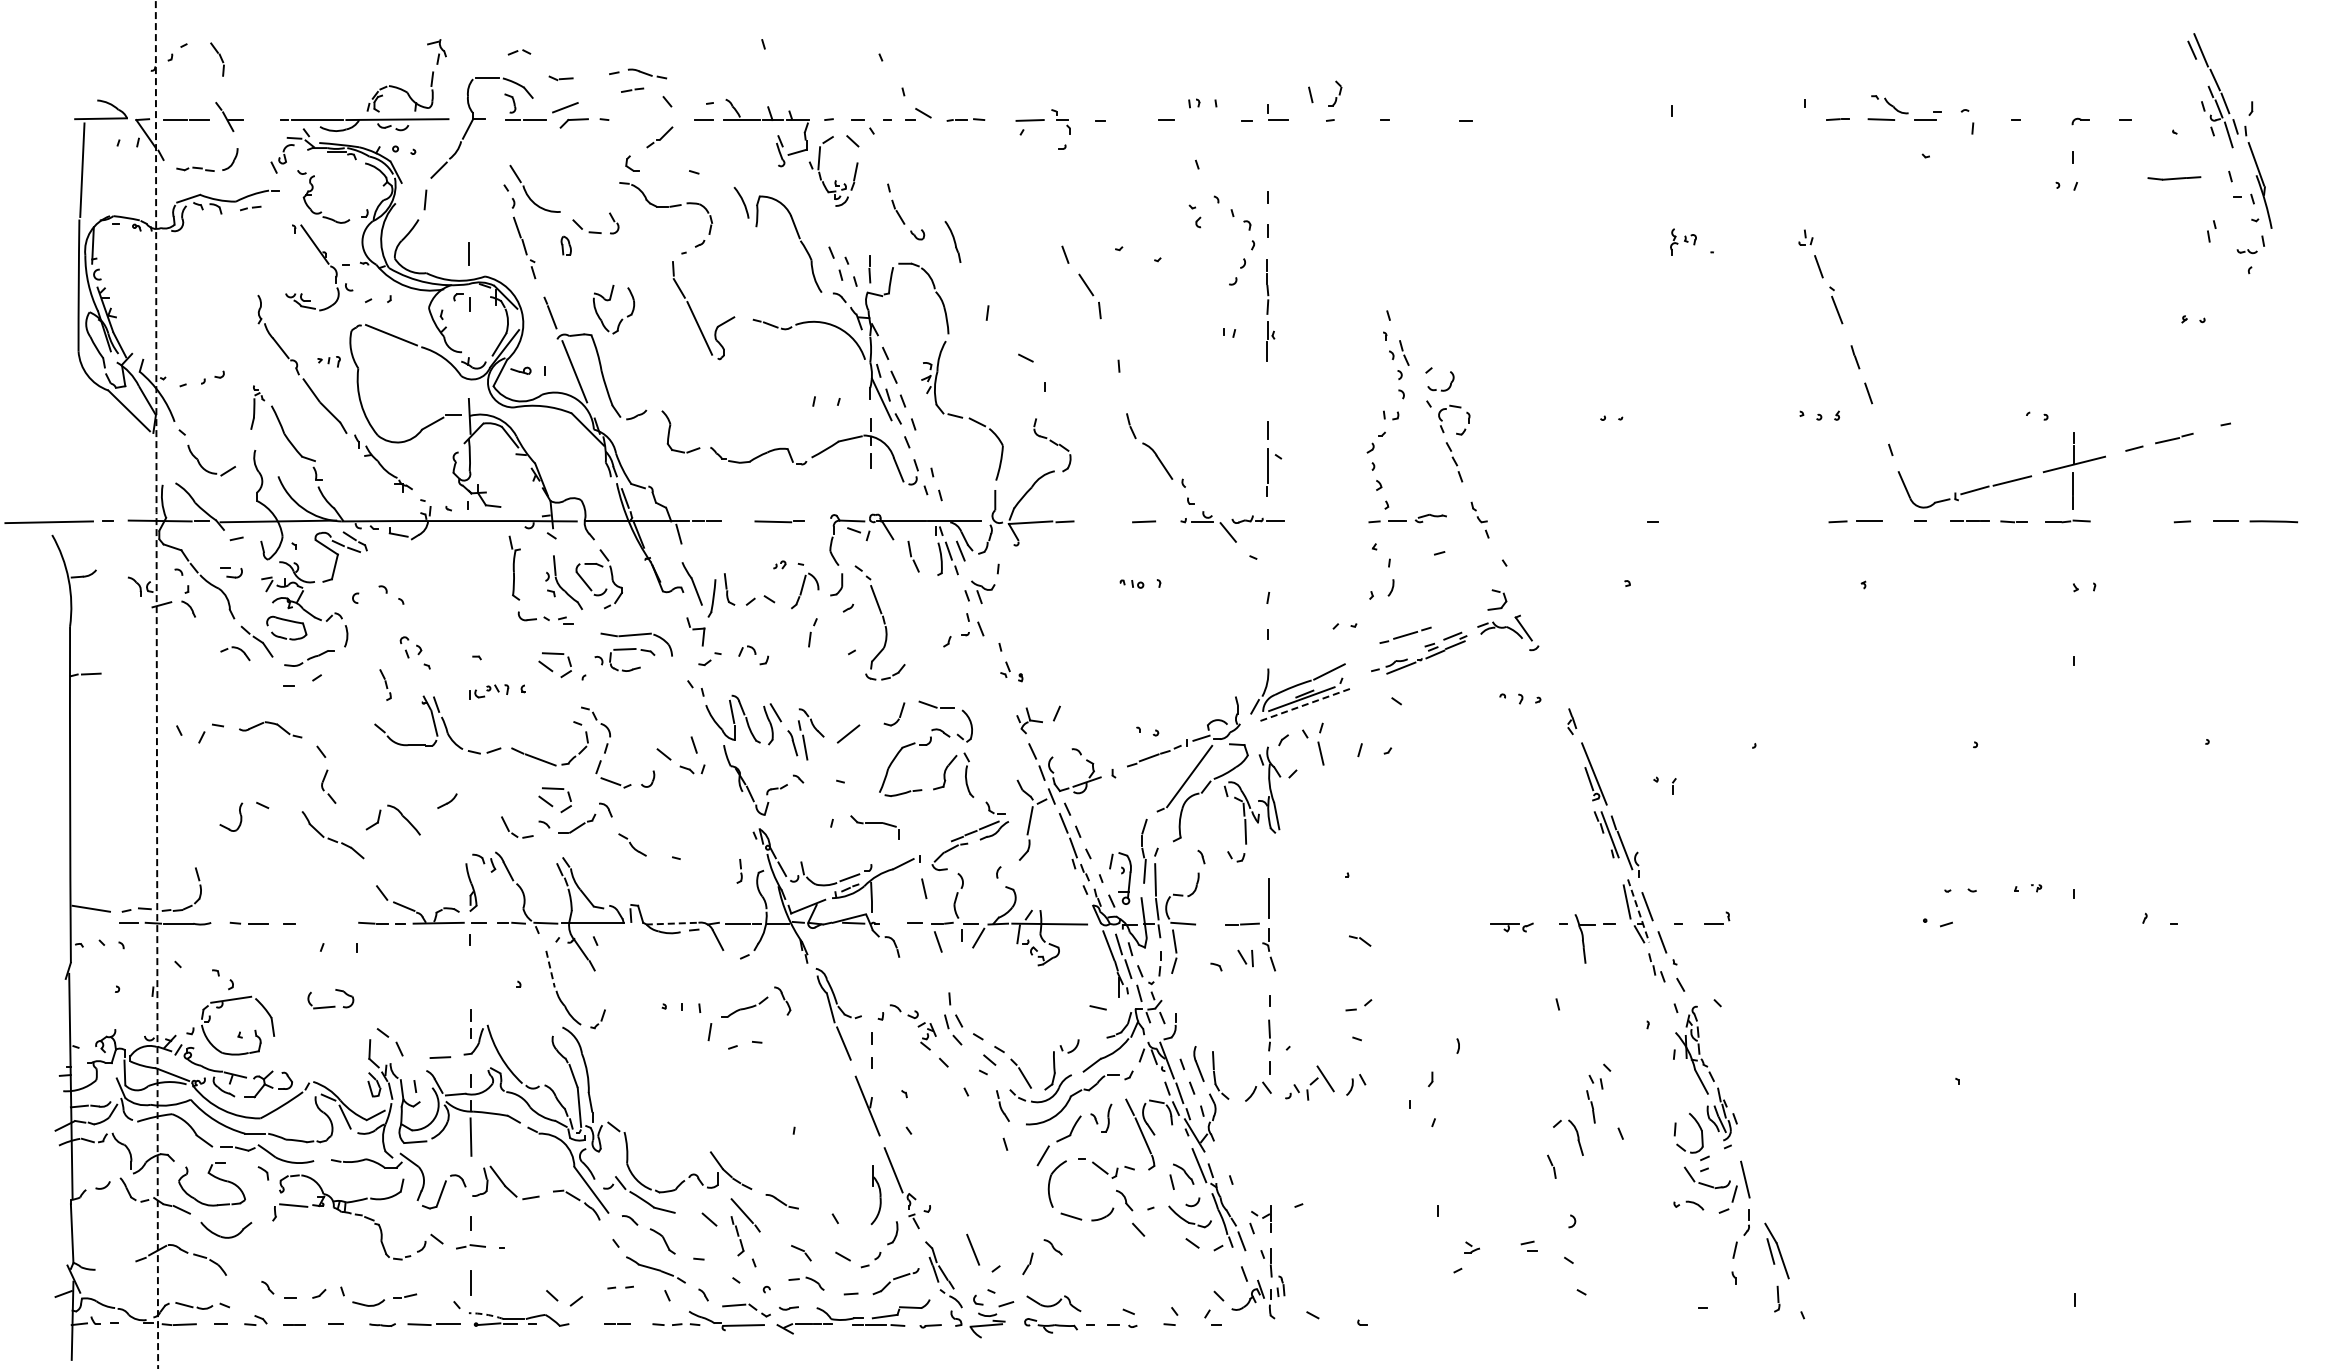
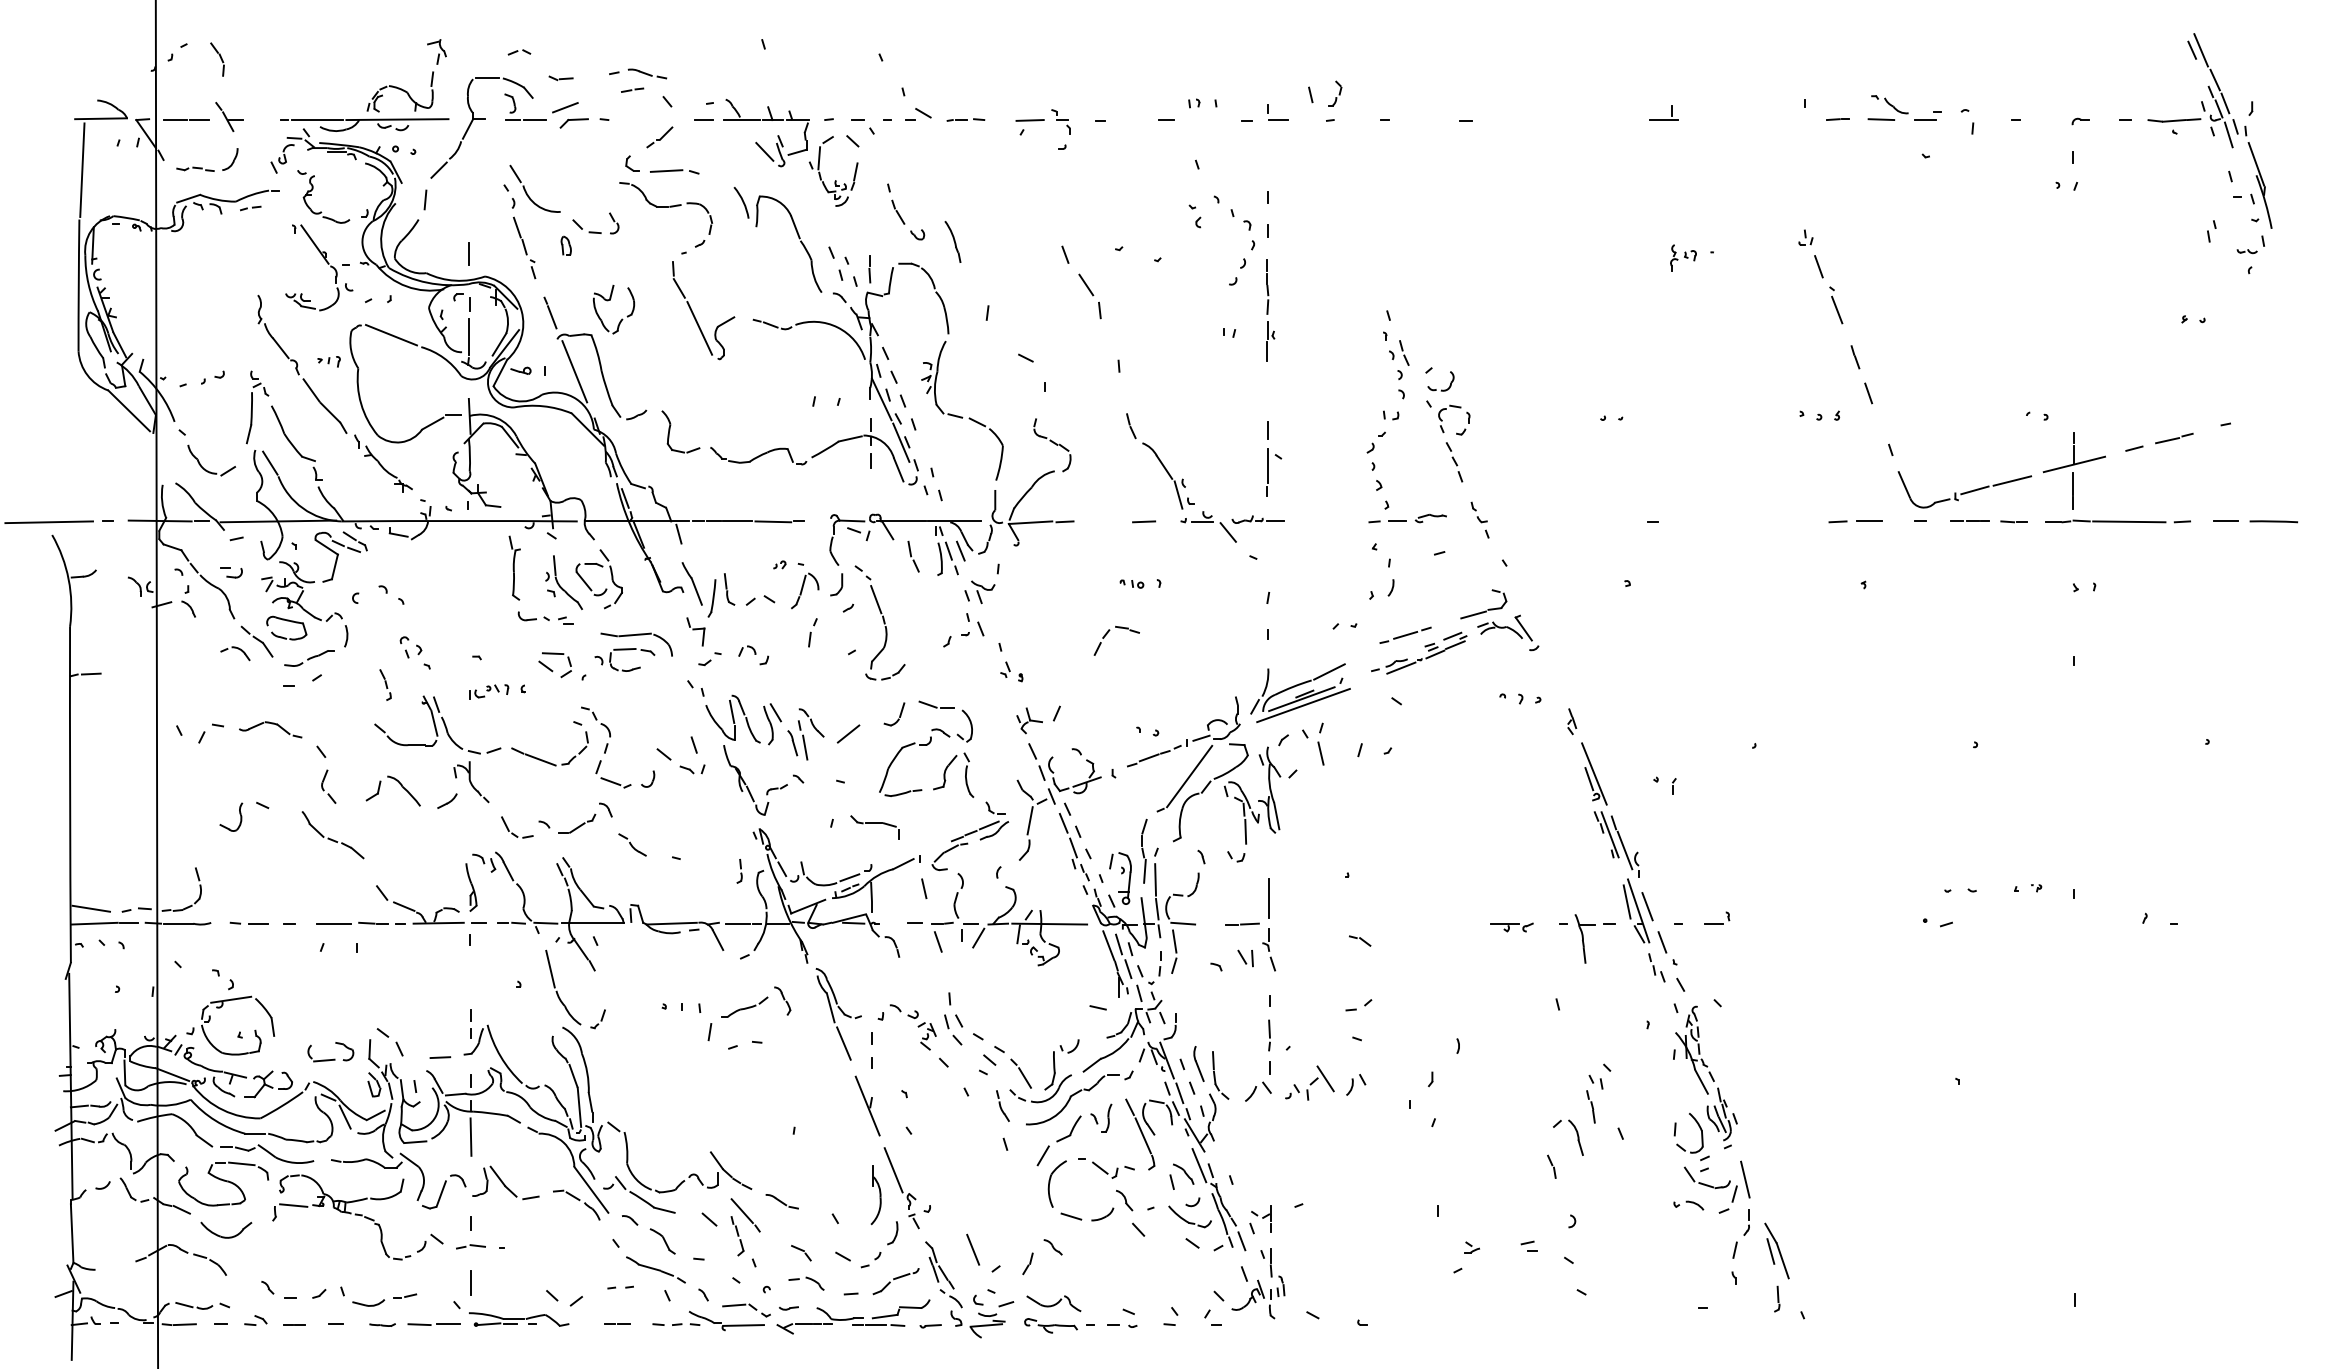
line: none -> present (1664, 120)
line: none -> present (764, 151)
line: none -> present (666, 170)
part position: (2174, 178) -> (2174, 120) (2174, 120)
part position: (1683, 241) -> (1683, 257) (1683, 257)
line: none -> present (468, 336)
part size: 16x45 px -> 24x75 px (257, 407)
line: none -> present (901, 442)
line: none -> present (270, 462)
line: none -> present (1178, 494)
line: none -> present (737, 521)
line: none -> present (2129, 521)
line: none -> present (1473, 614)
part: none -> present (1107, 634)
circle: dashed -> solid (156, 684)
line: dashed -> solid (1303, 705)
part: none -> present (471, 782)
part: present -> none (554, 800)
part position: (399, 813) -> (399, 784) (399, 784)
line: dashed -> solid (1638, 911)
line: none -> present (94, 923)
line: none -> present (333, 923)
line: dashed -> solid (671, 923)
line: dashed -> solid (550, 969)
part position: (333, 1005) -> (333, 1058) (333, 1058)
line: none -> present (241, 1163)
arc: dashed -> solid (486, 1314)
